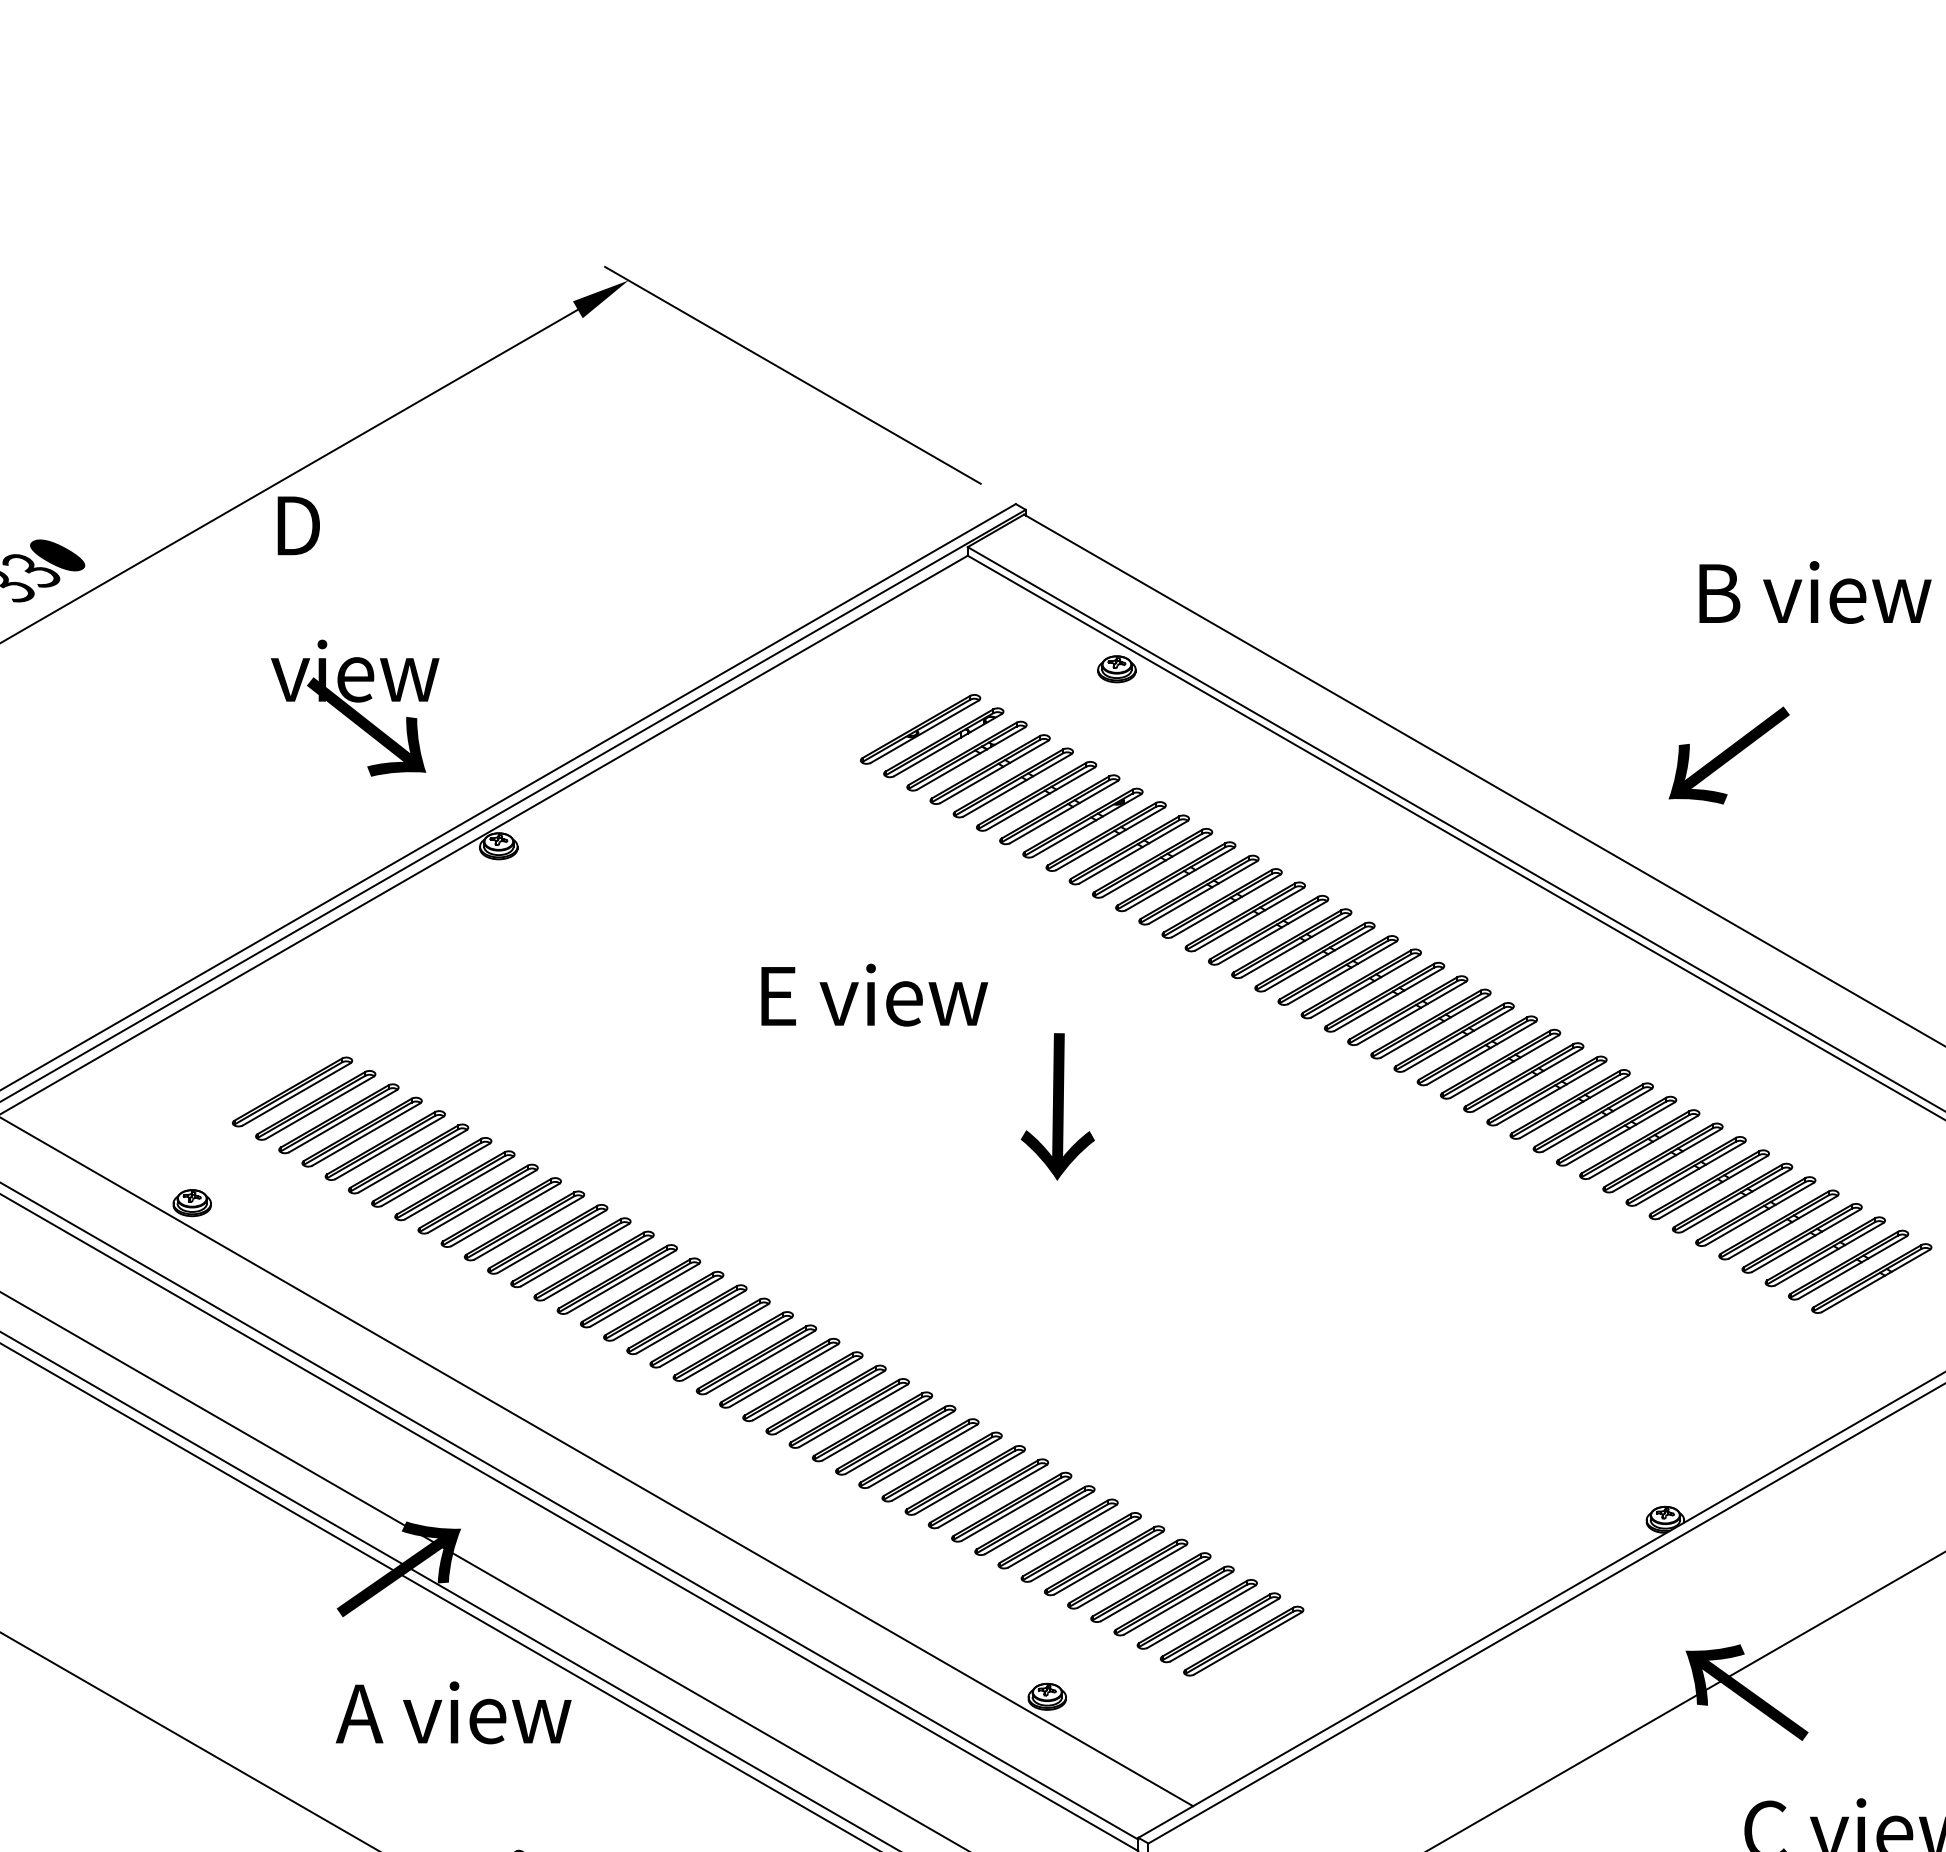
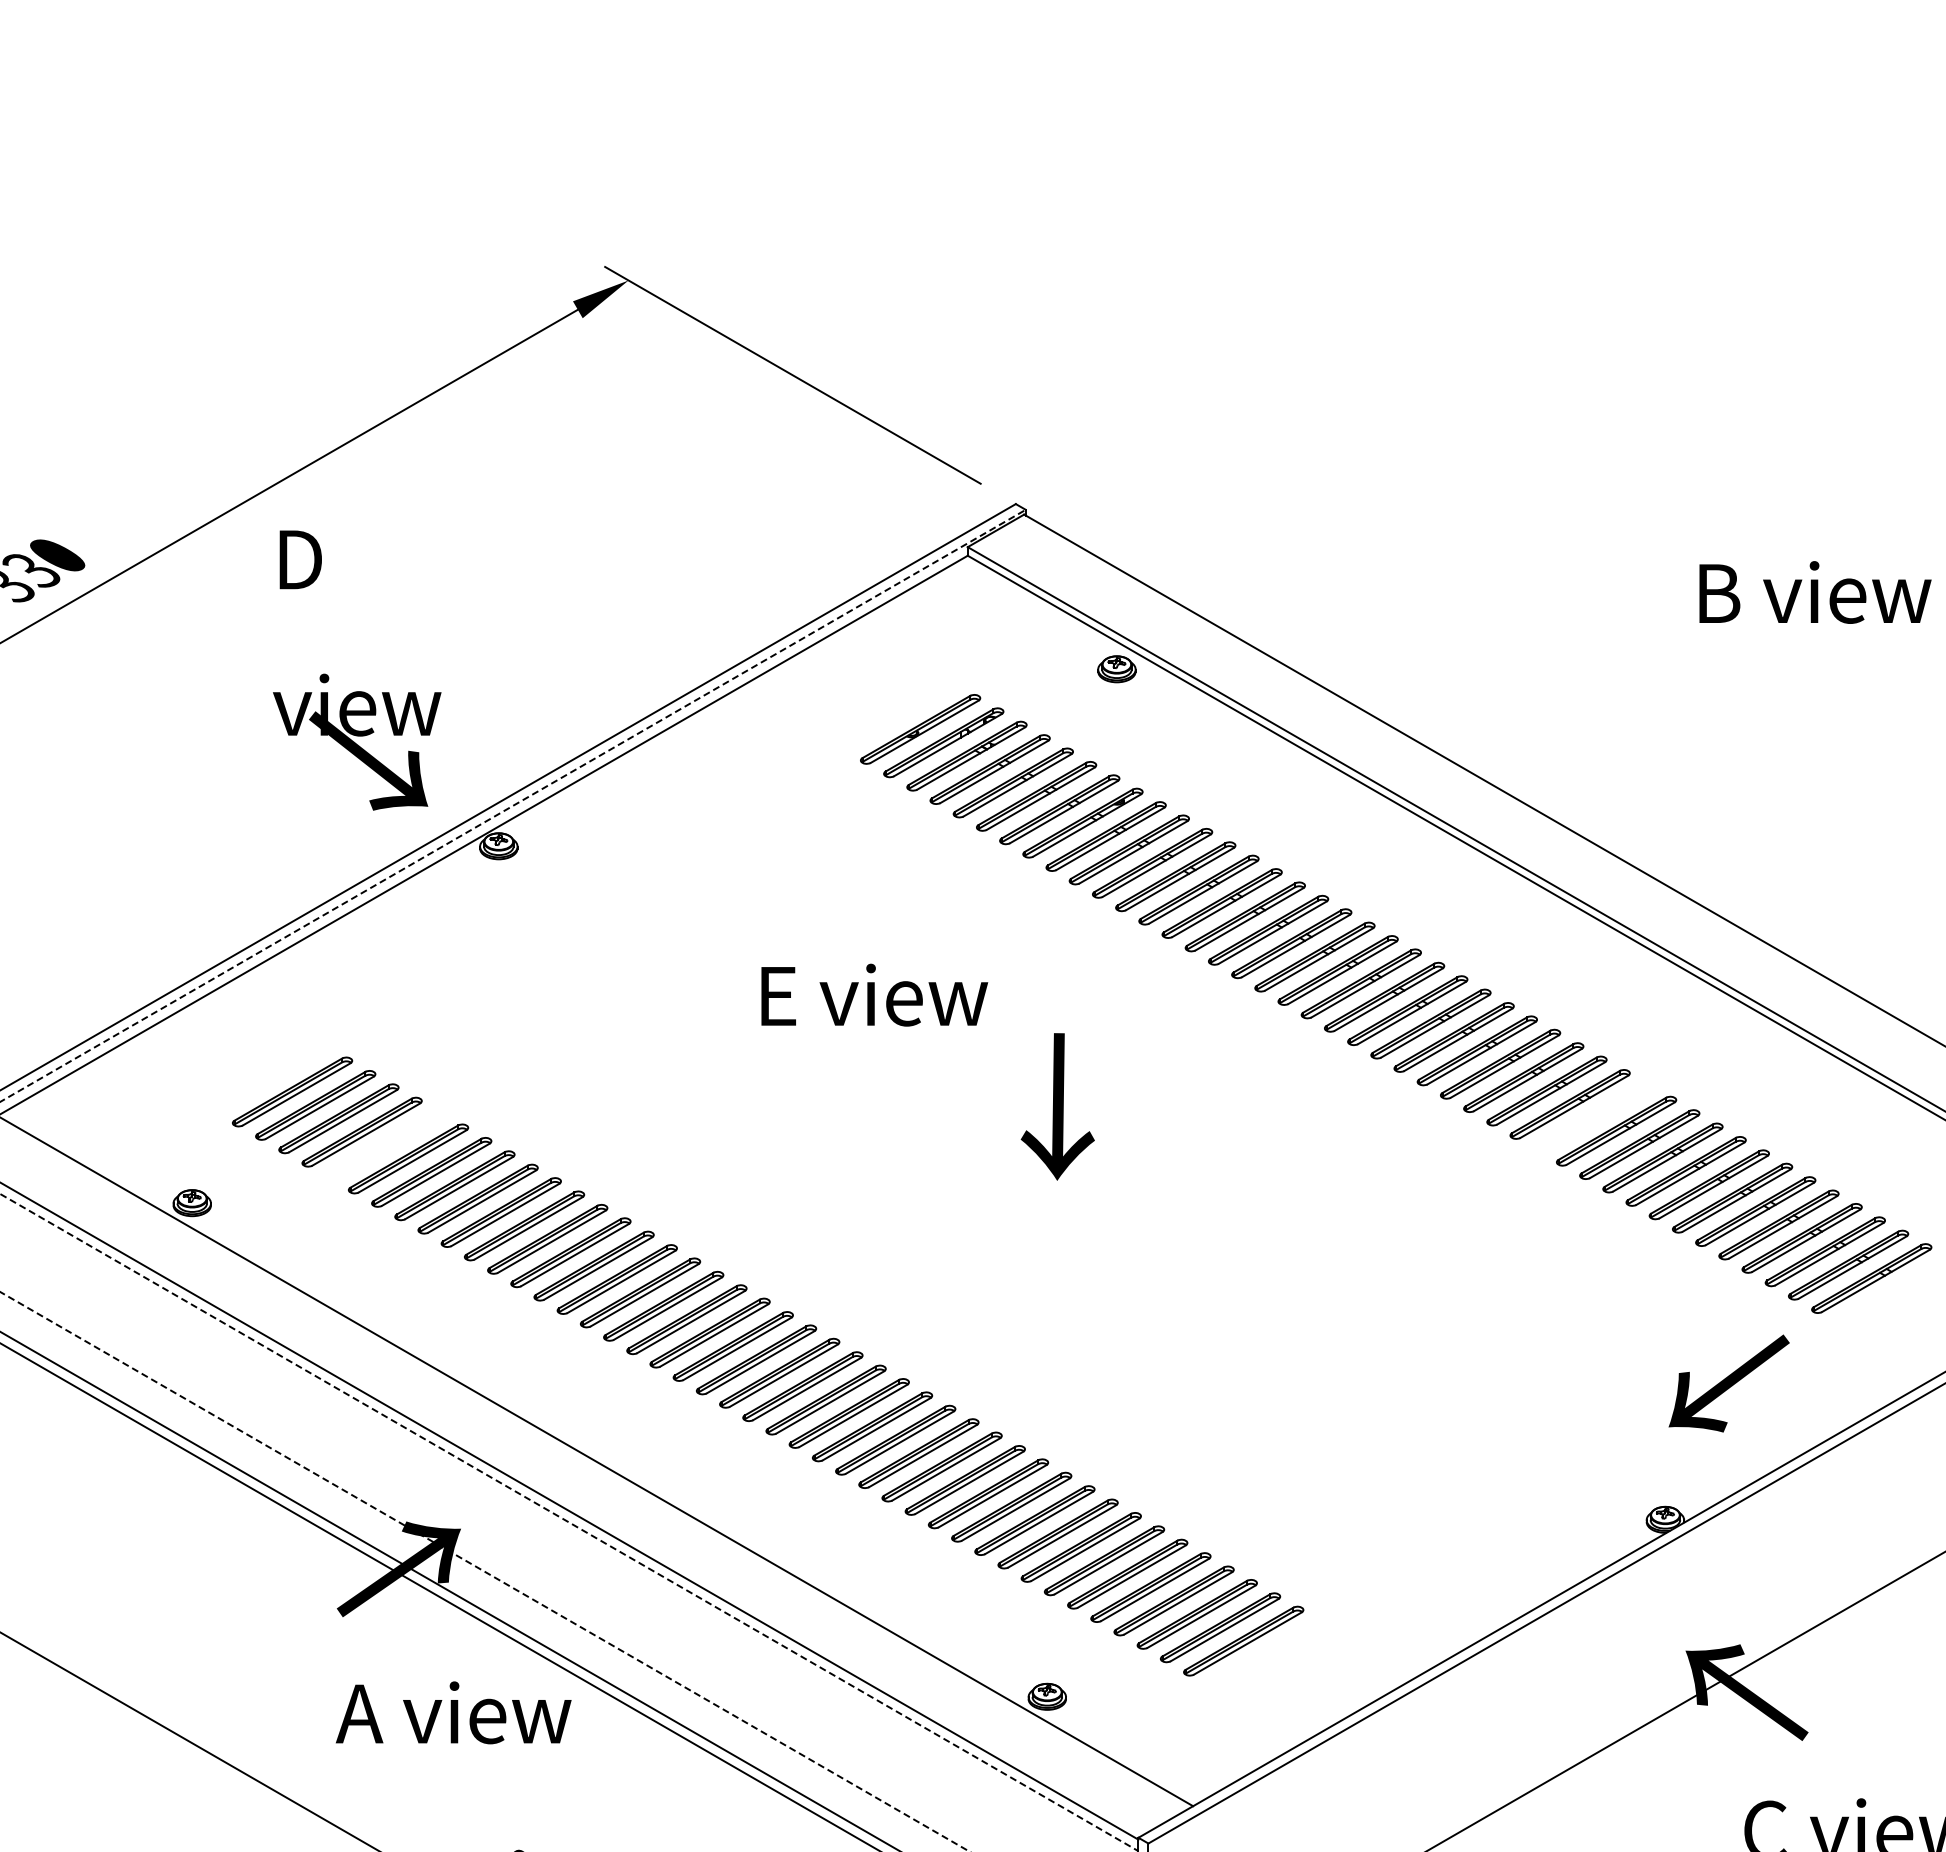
text position: (355, 636) -> (357, 670) (357, 670)
text position: (1728, 755) -> (1728, 1383) (1728, 1383)
line: solid -> dashed (513, 805)
part: present -> none (1592, 1117)
part: present -> none (384, 1145)
line: solid -> dashed (569, 1522)
line: solid -> dashed (484, 1571)
